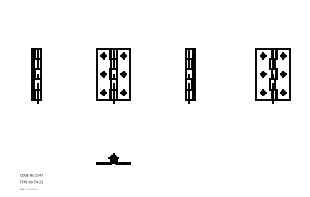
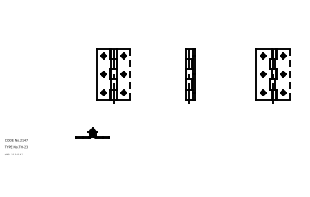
line: solid -> dashed (130, 73)
line: solid -> dashed (290, 73)
part: present -> none (36, 75)
part position: (113, 158) -> (92, 132) (92, 132)
text position: (31, 181) -> (16, 146) (16, 146)
